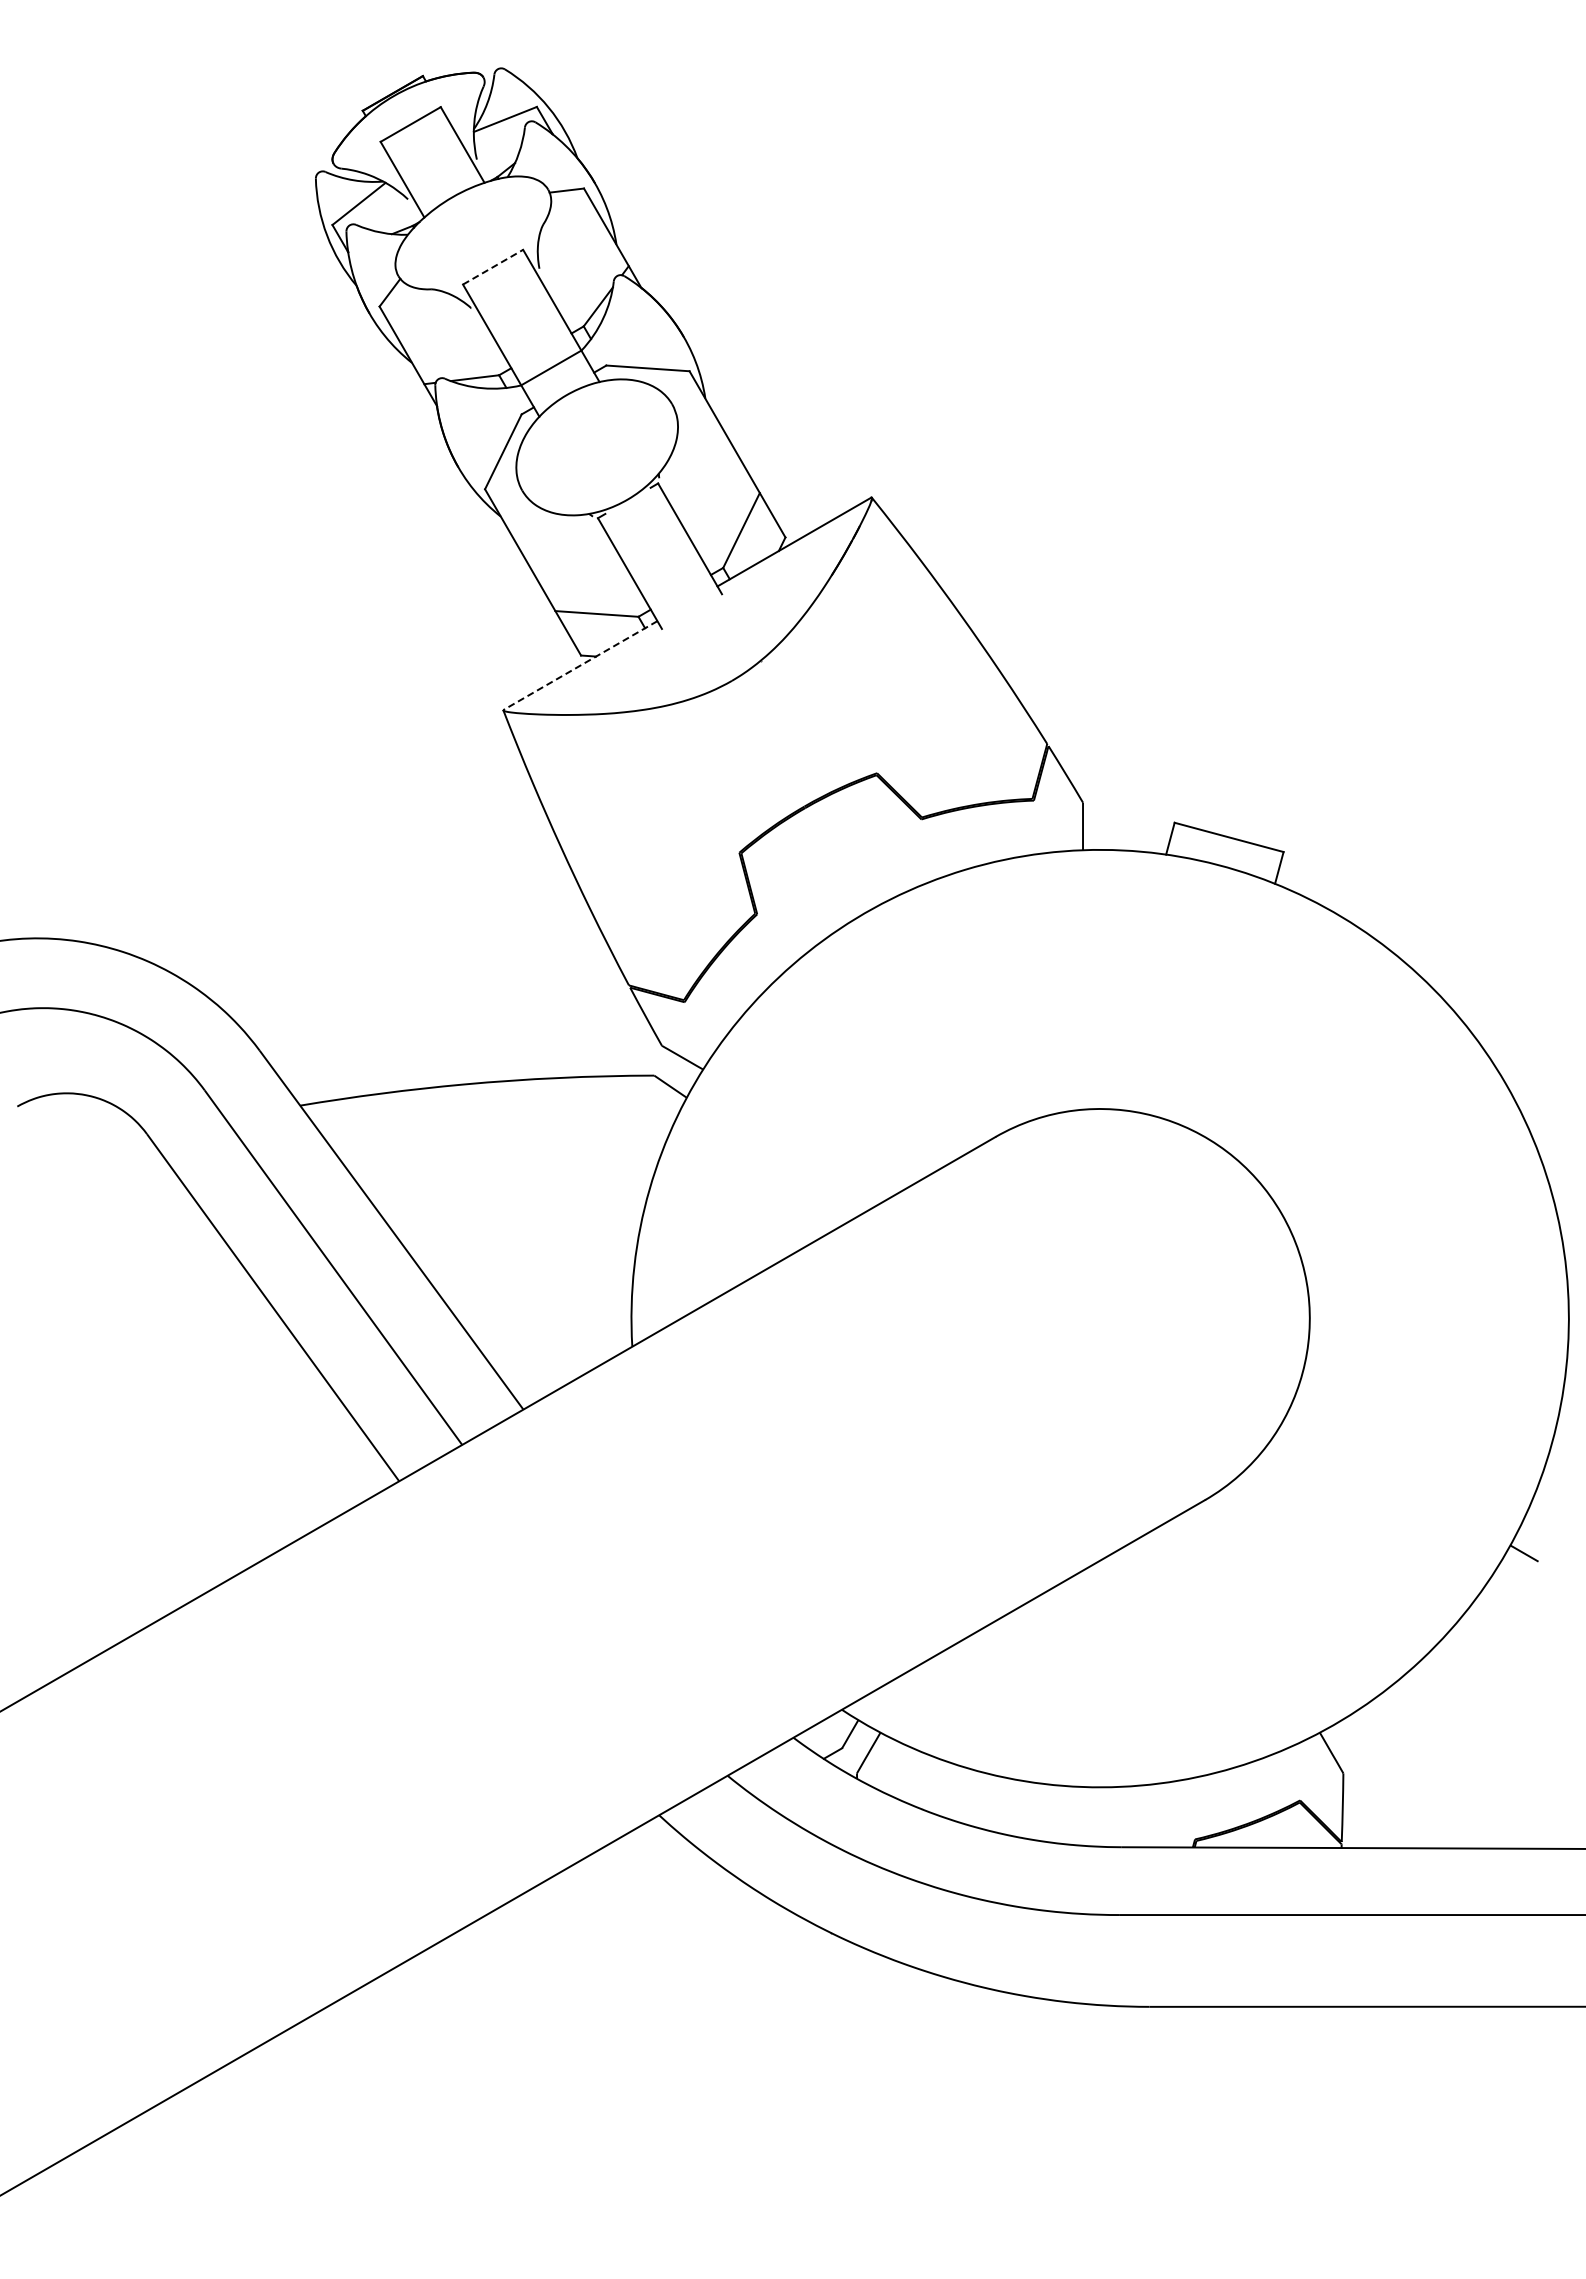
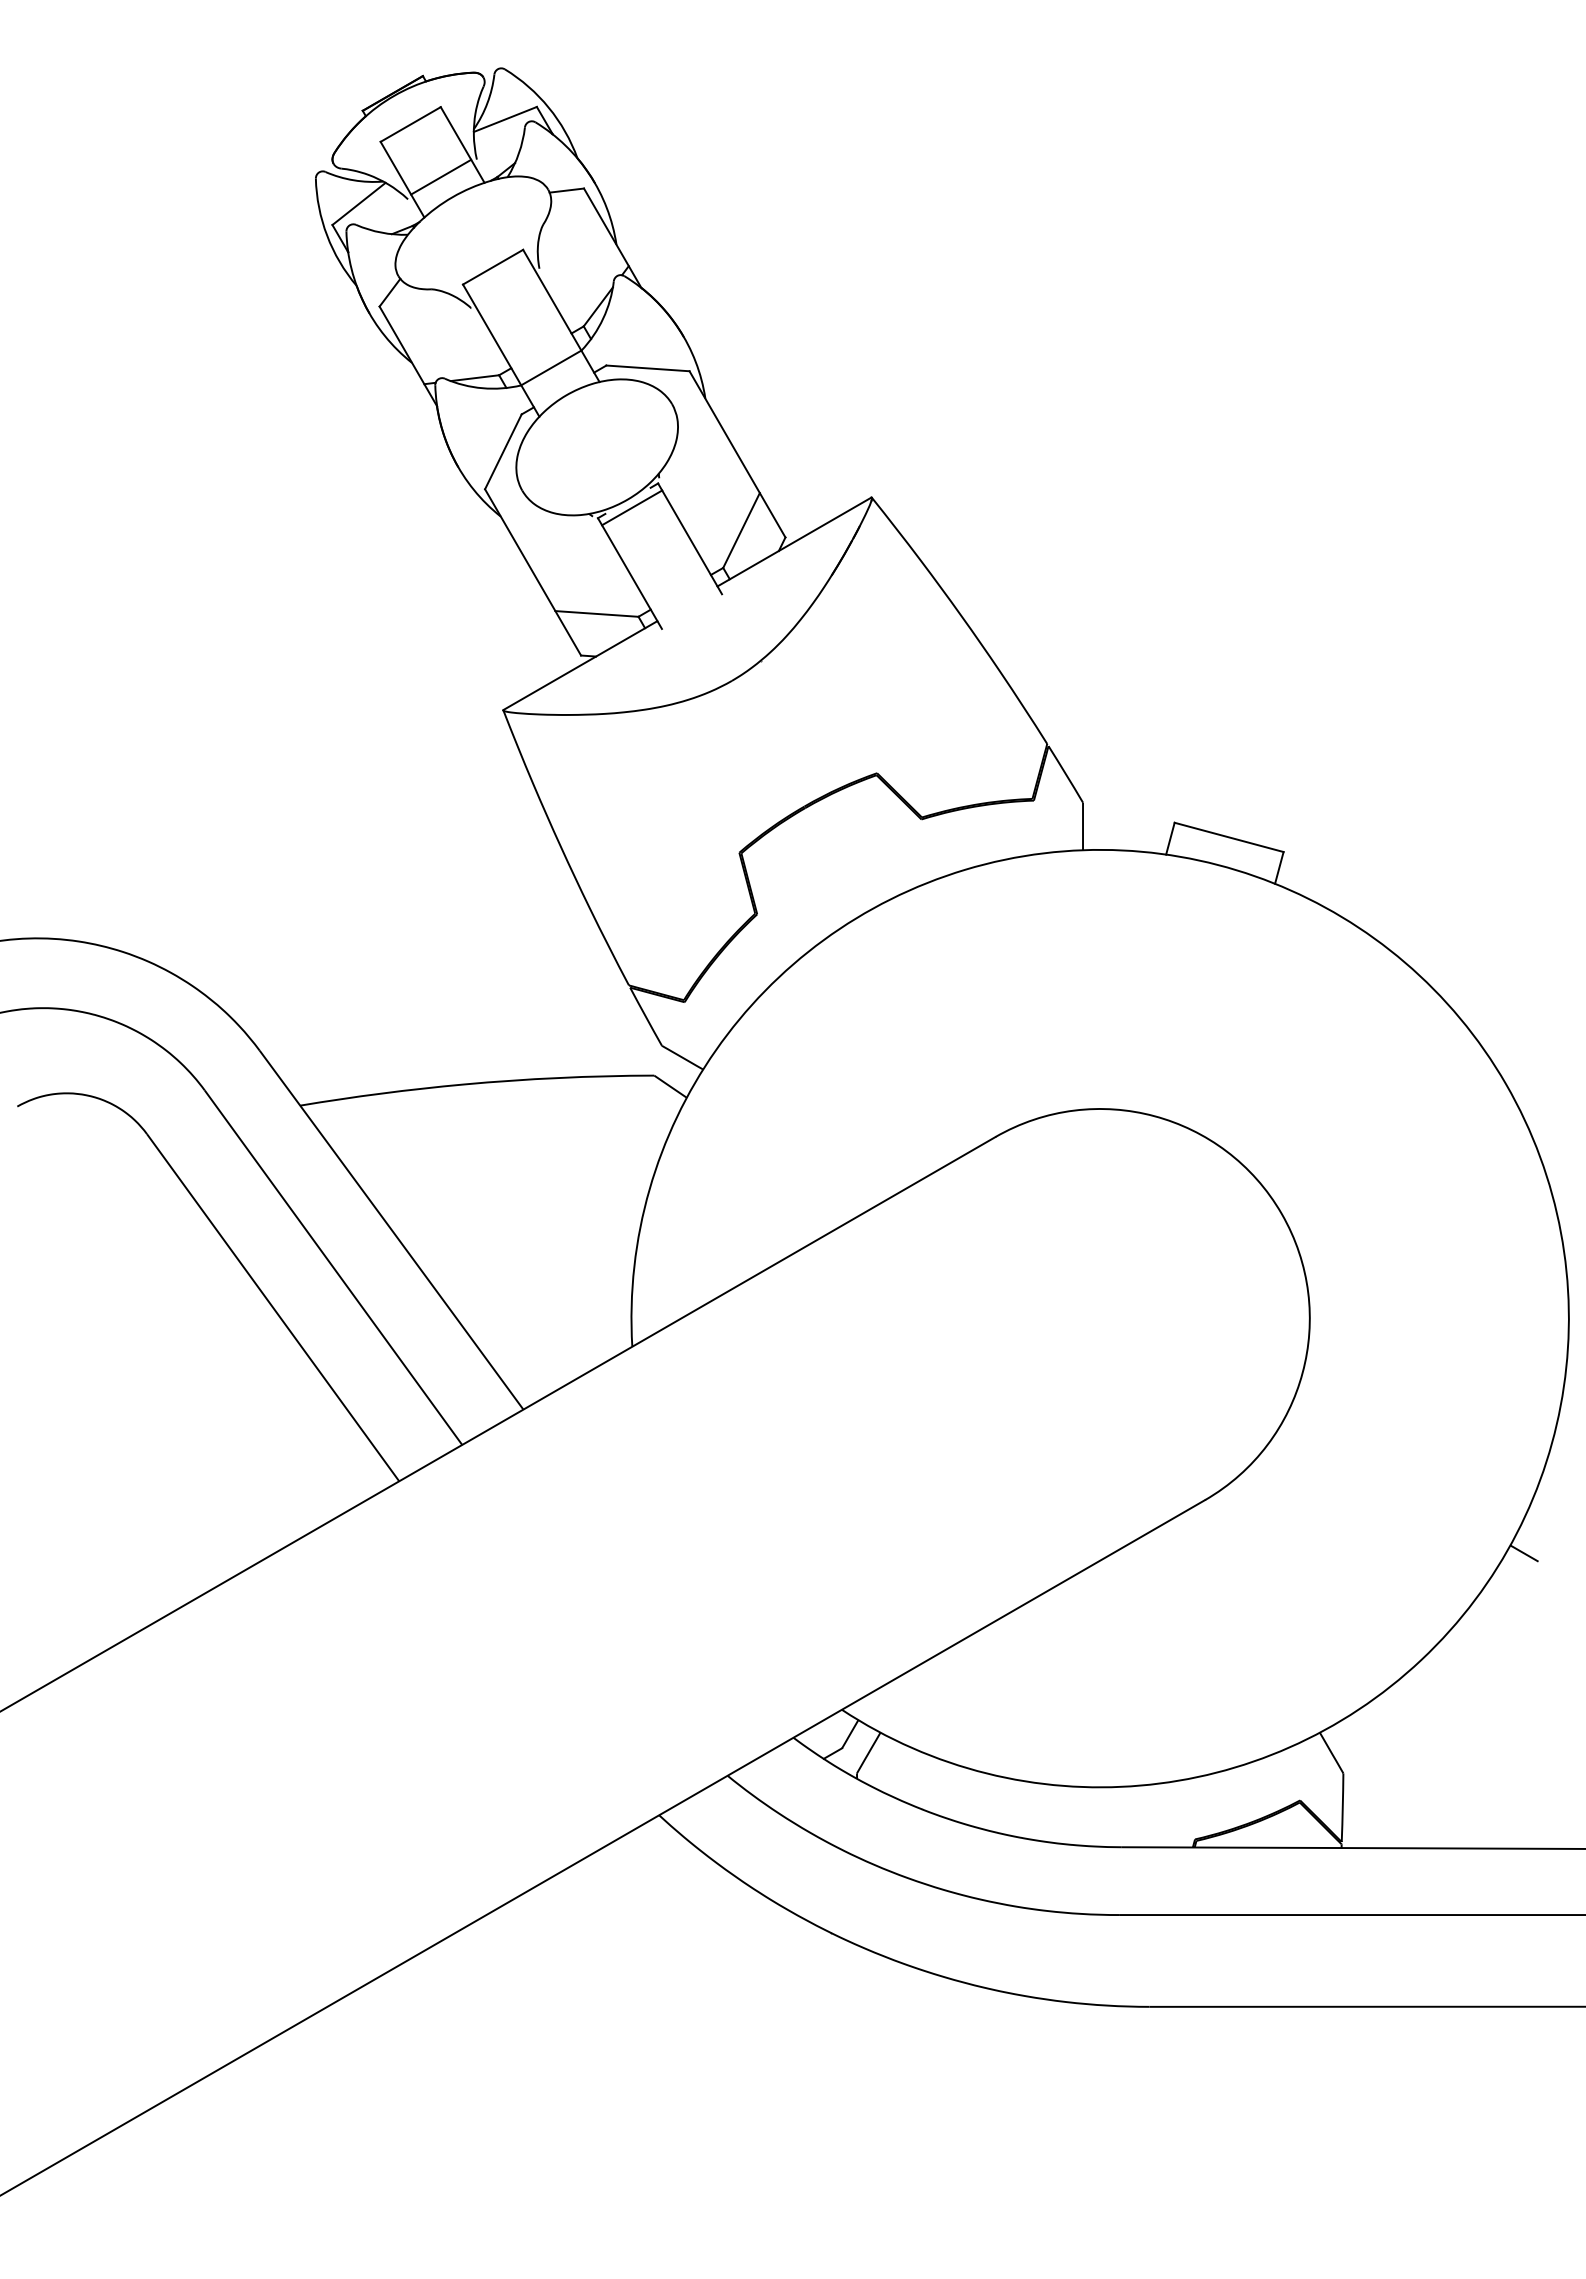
line: none -> present (441, 176)
line: dashed -> solid (493, 267)
line: none -> present (632, 507)
line: dashed -> solid (580, 665)
